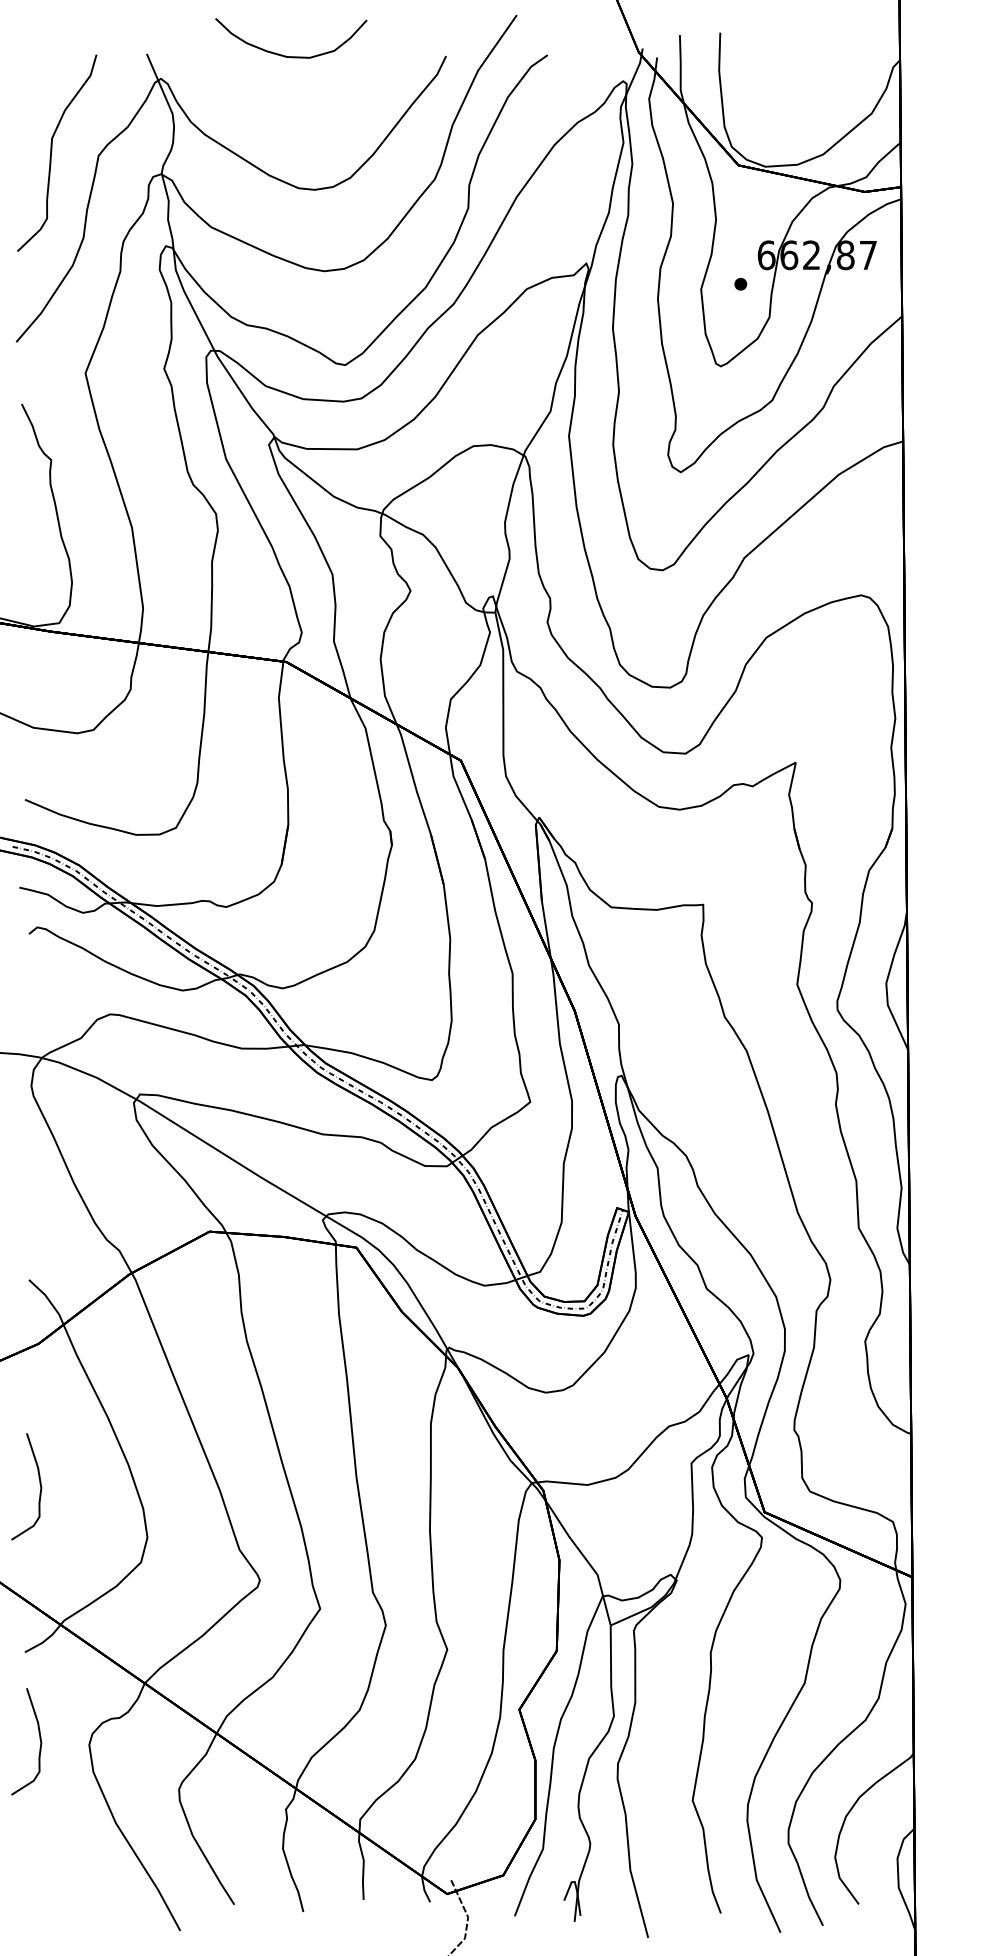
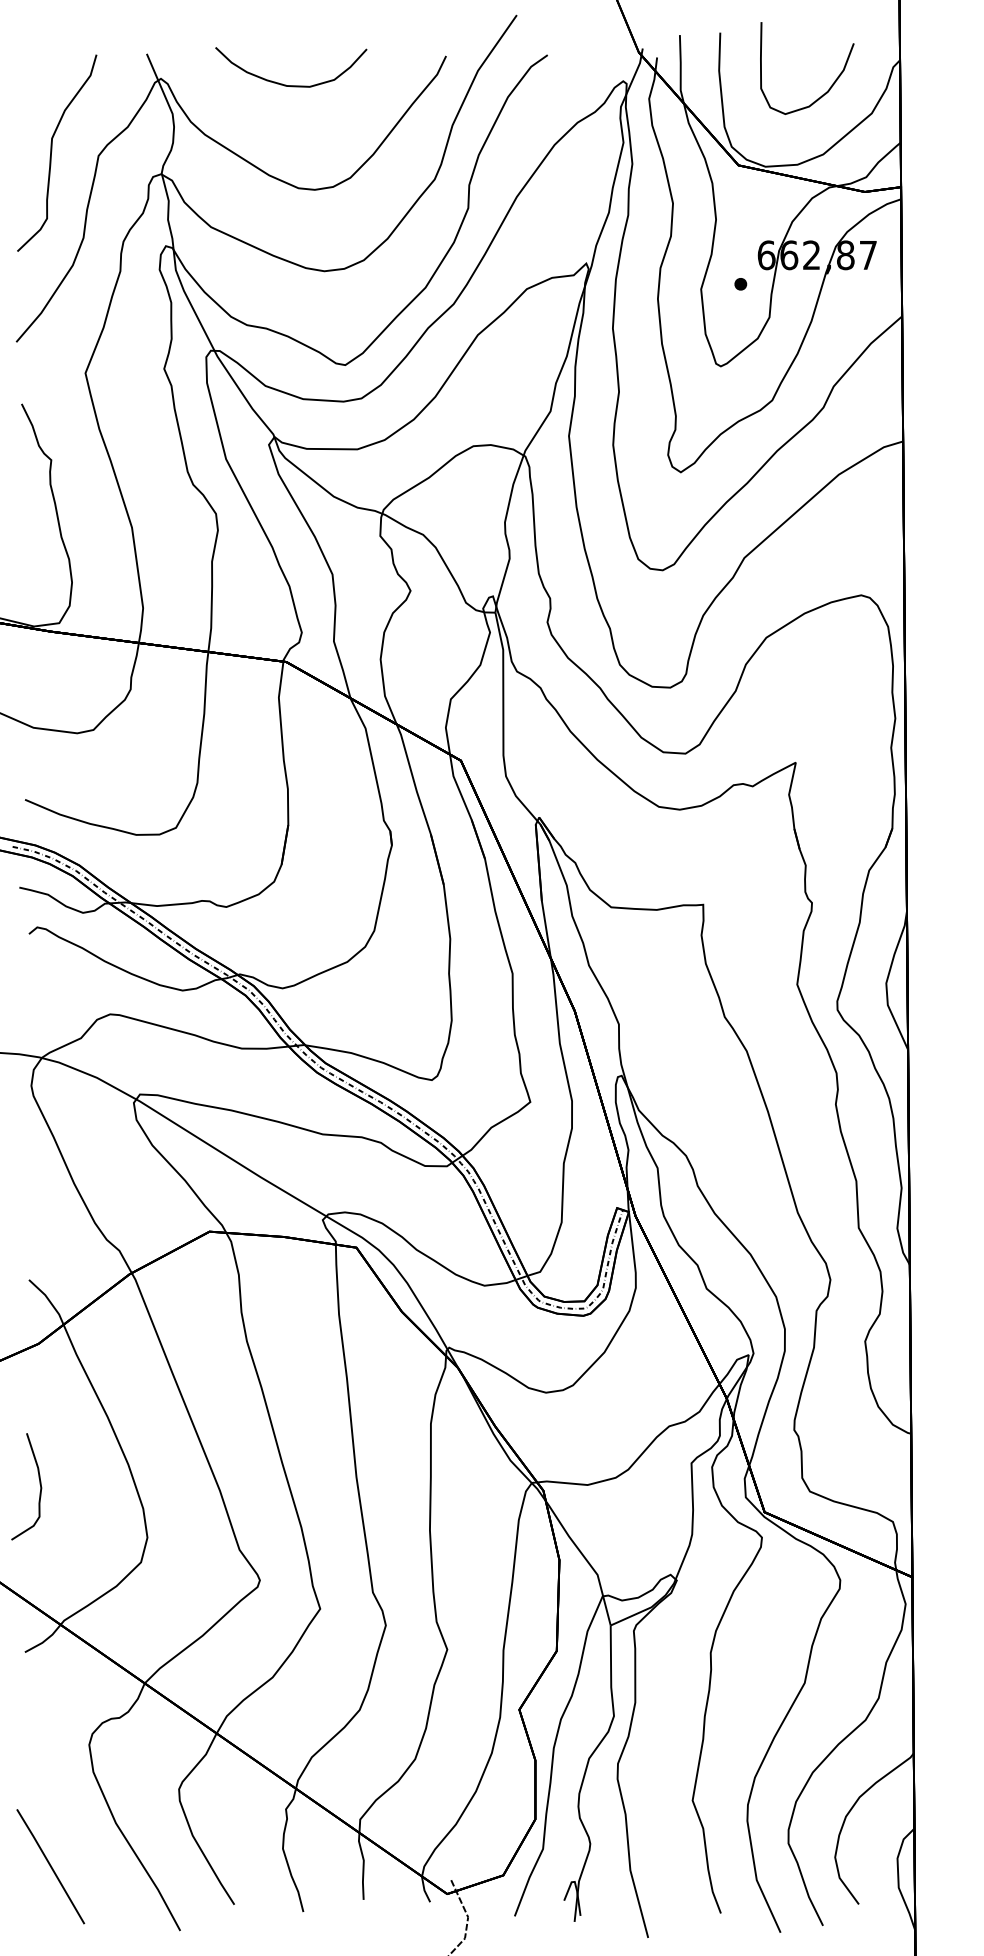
curve position: (286, 55) -> (286, 84) (286, 84)
curve: none -> present (829, 87)
curve: present -> none (39, 1739)
line: none -> present (50, 1866)
